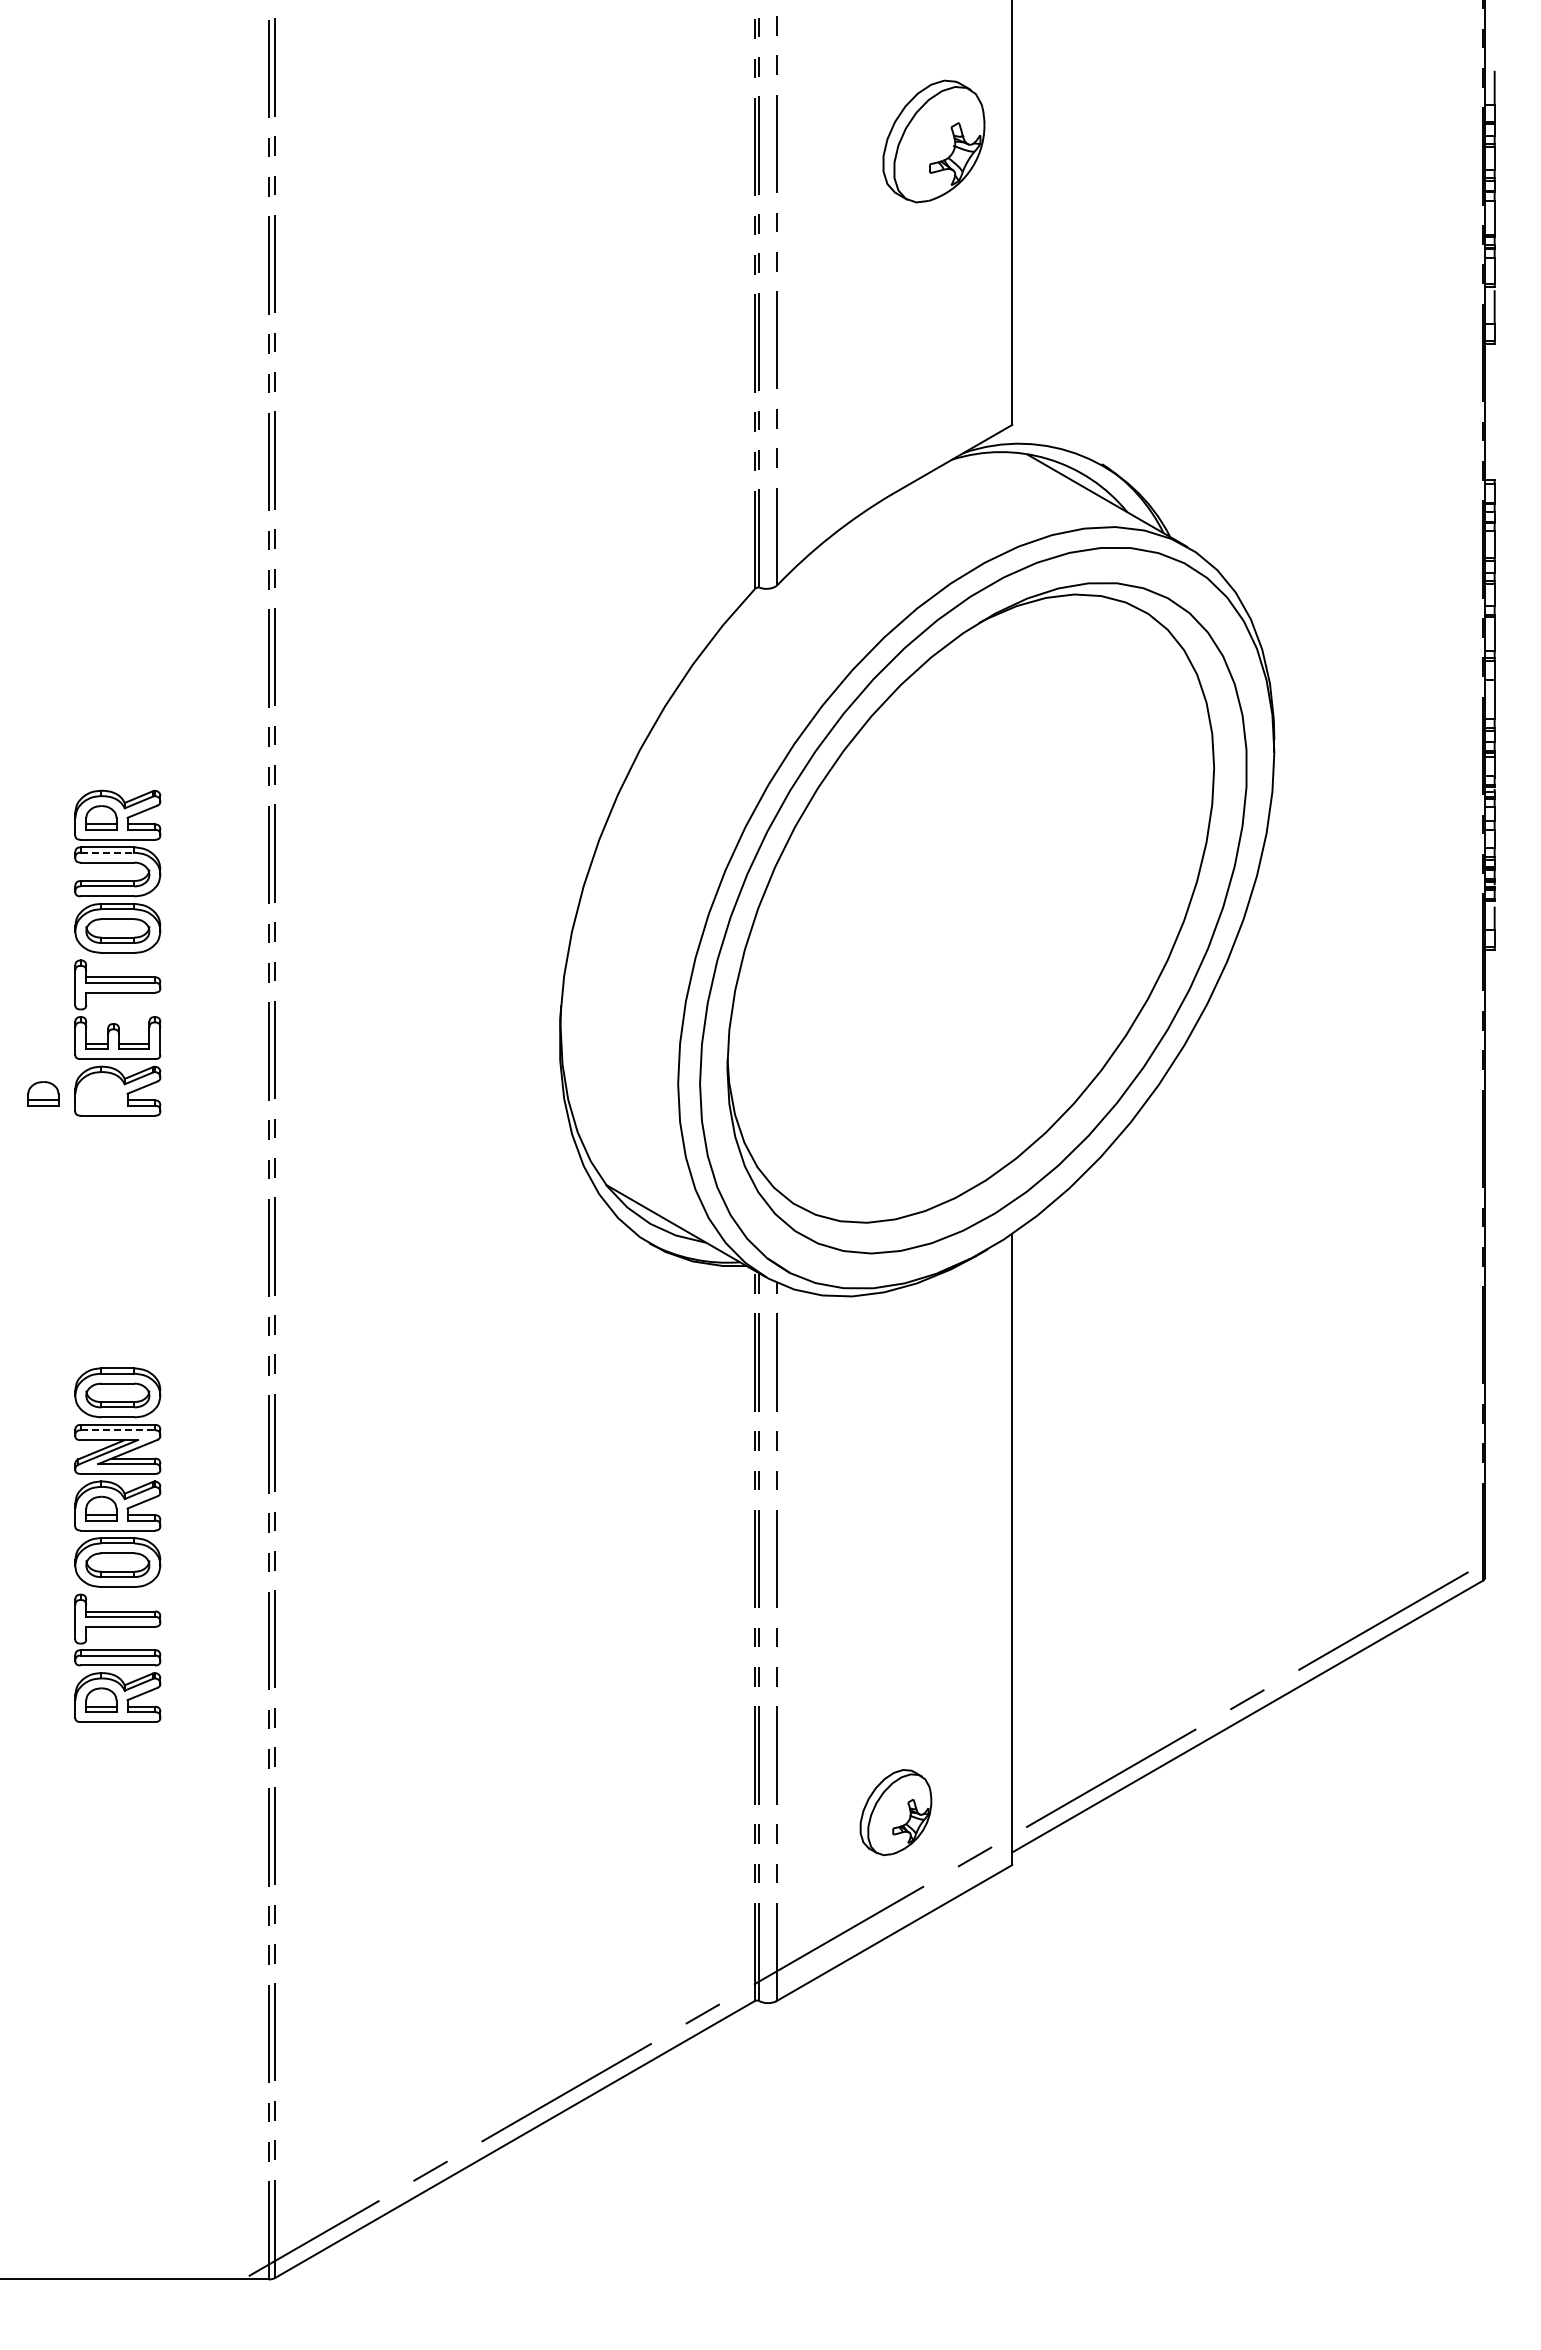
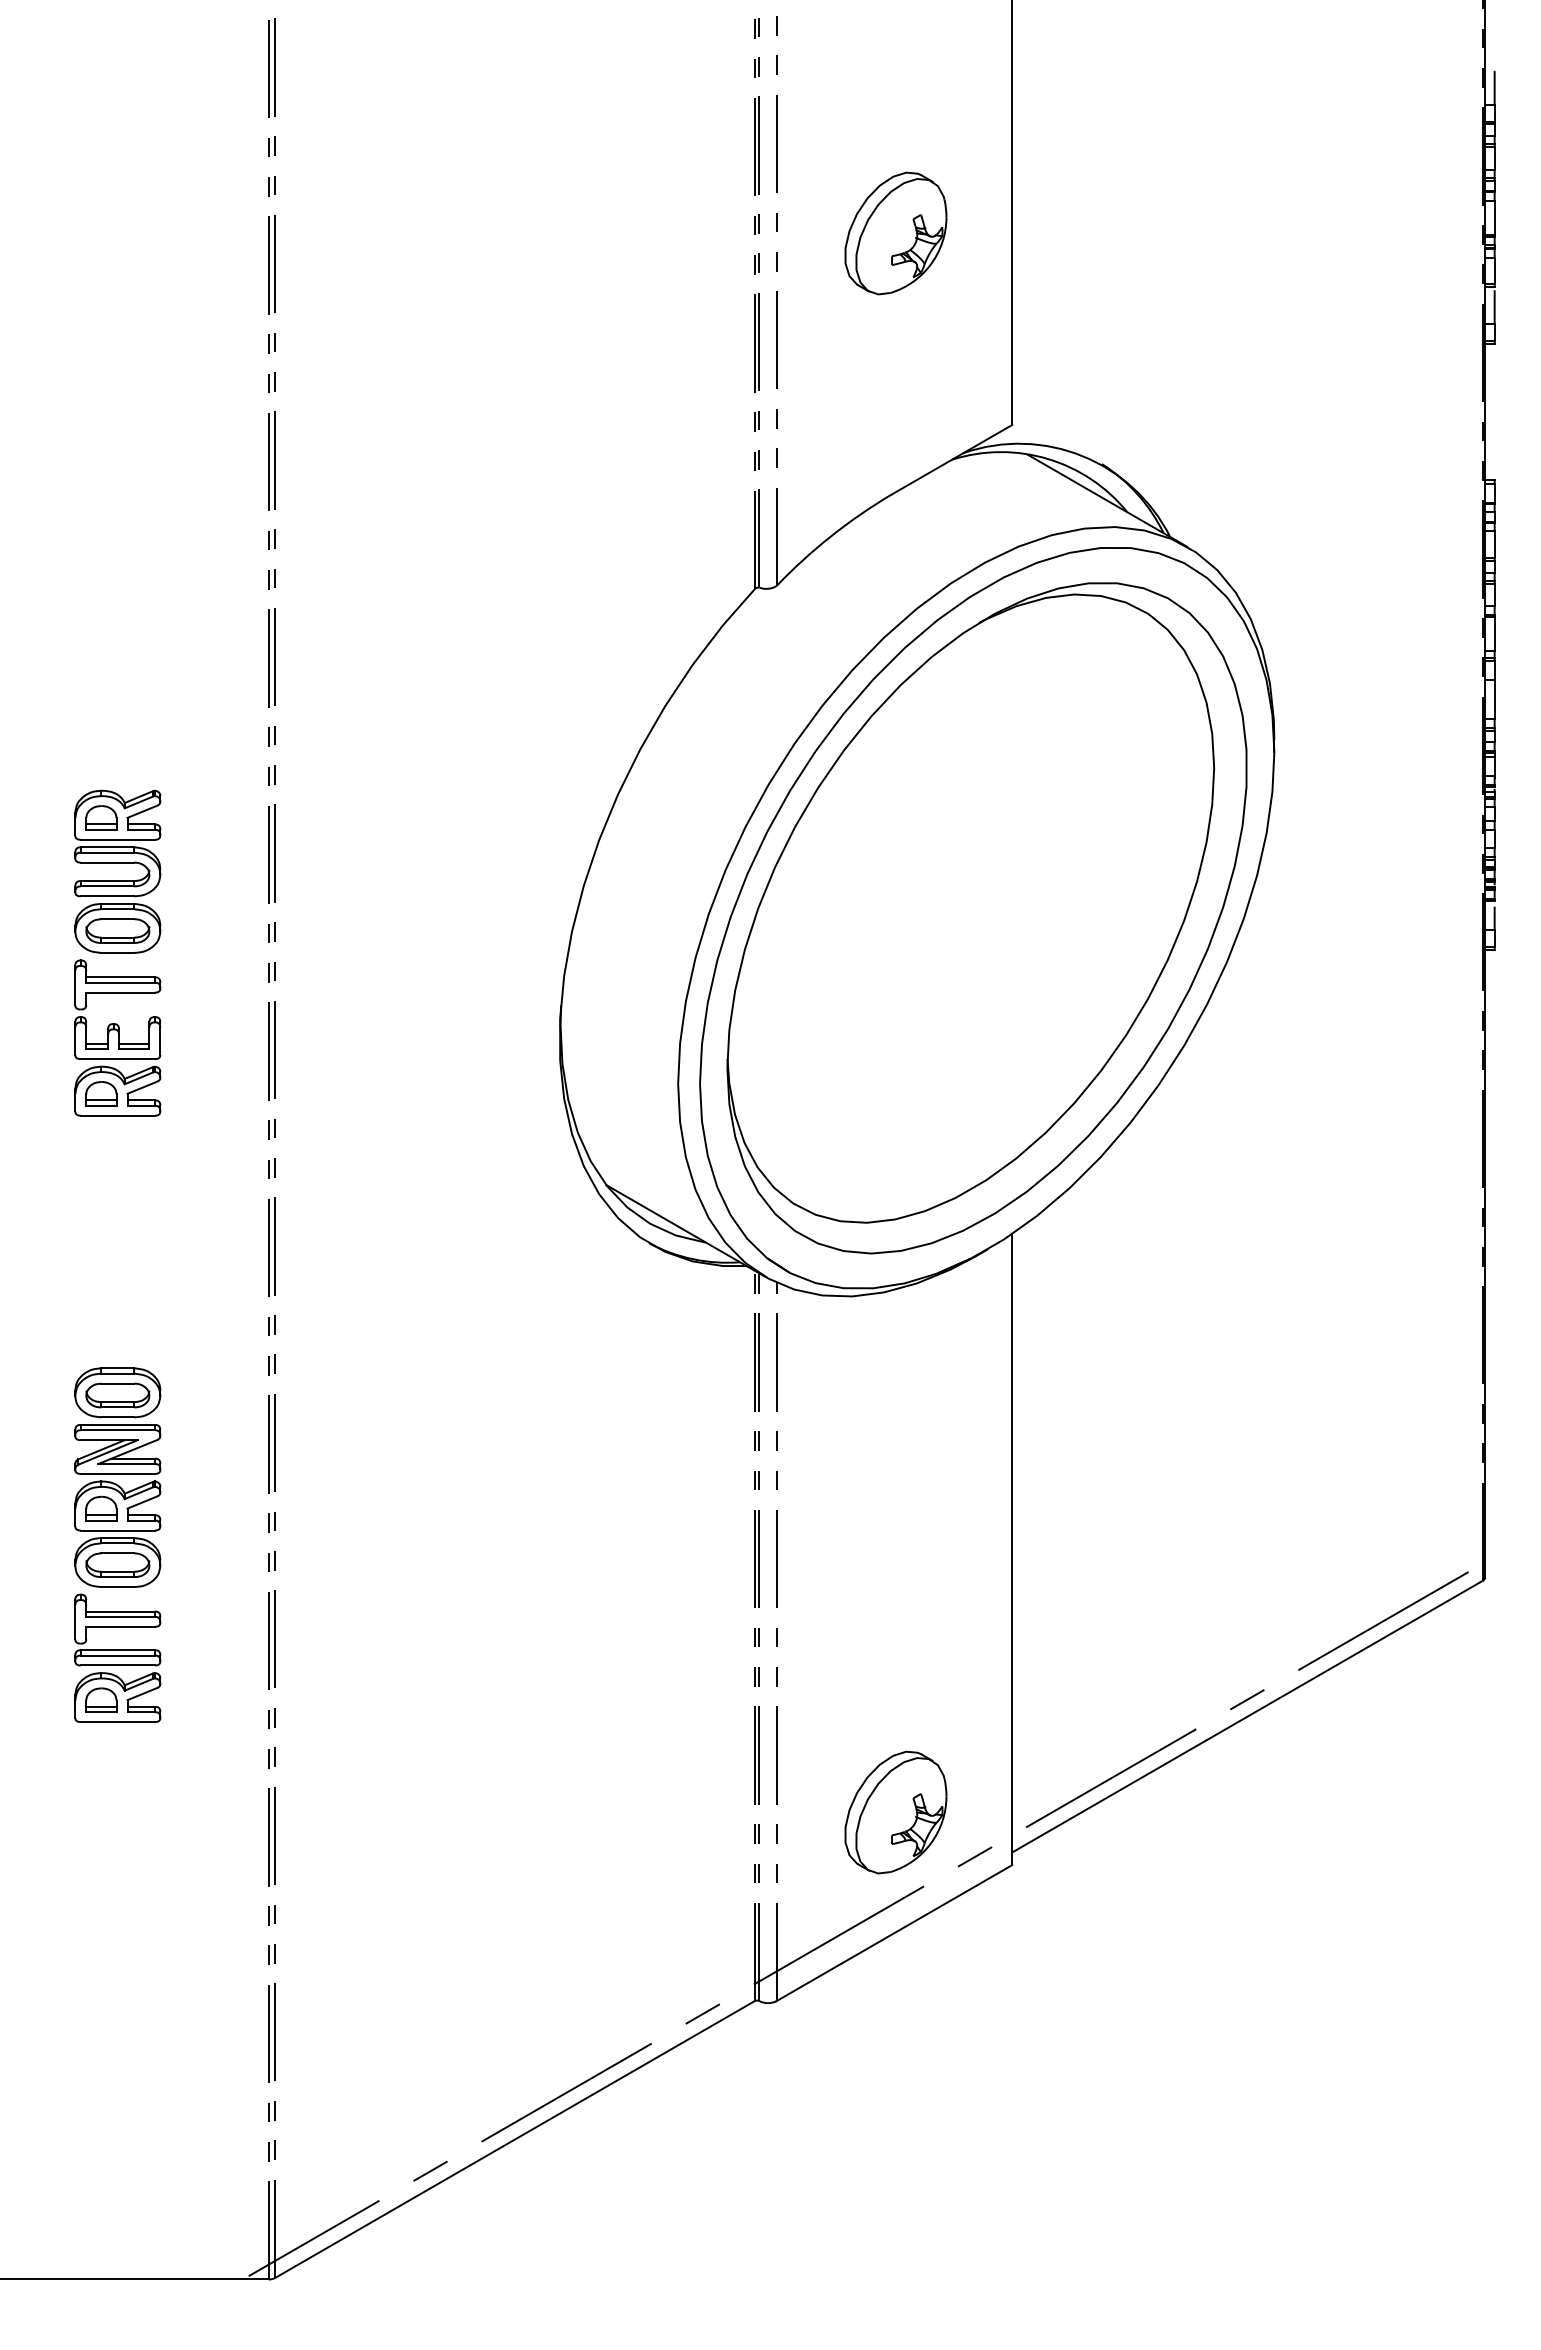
part position: (933, 141) -> (895, 233) (895, 233)
line: dashed -> solid (107, 852)
part position: (43, 1093) -> (101, 1093) (101, 1093)
line: dashed -> solid (118, 1430)
part size: 74x88 px -> 104x125 px (895, 1812)
